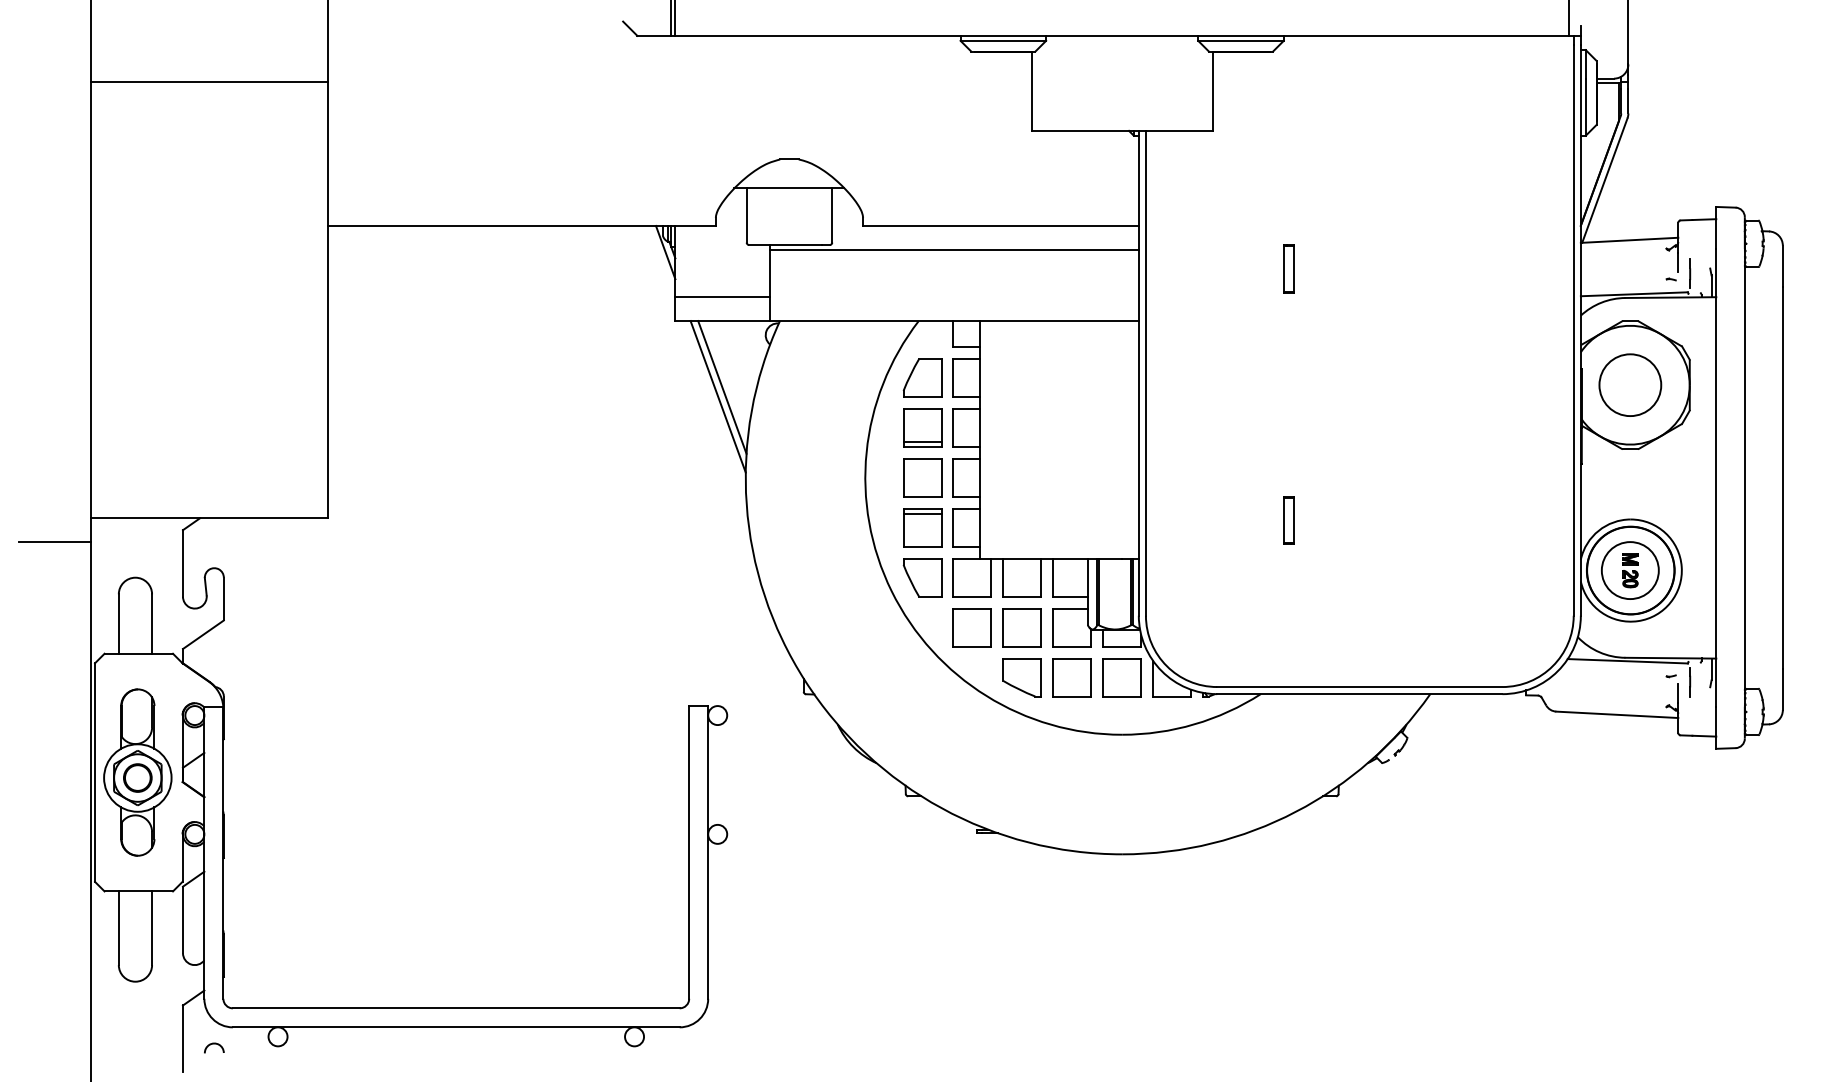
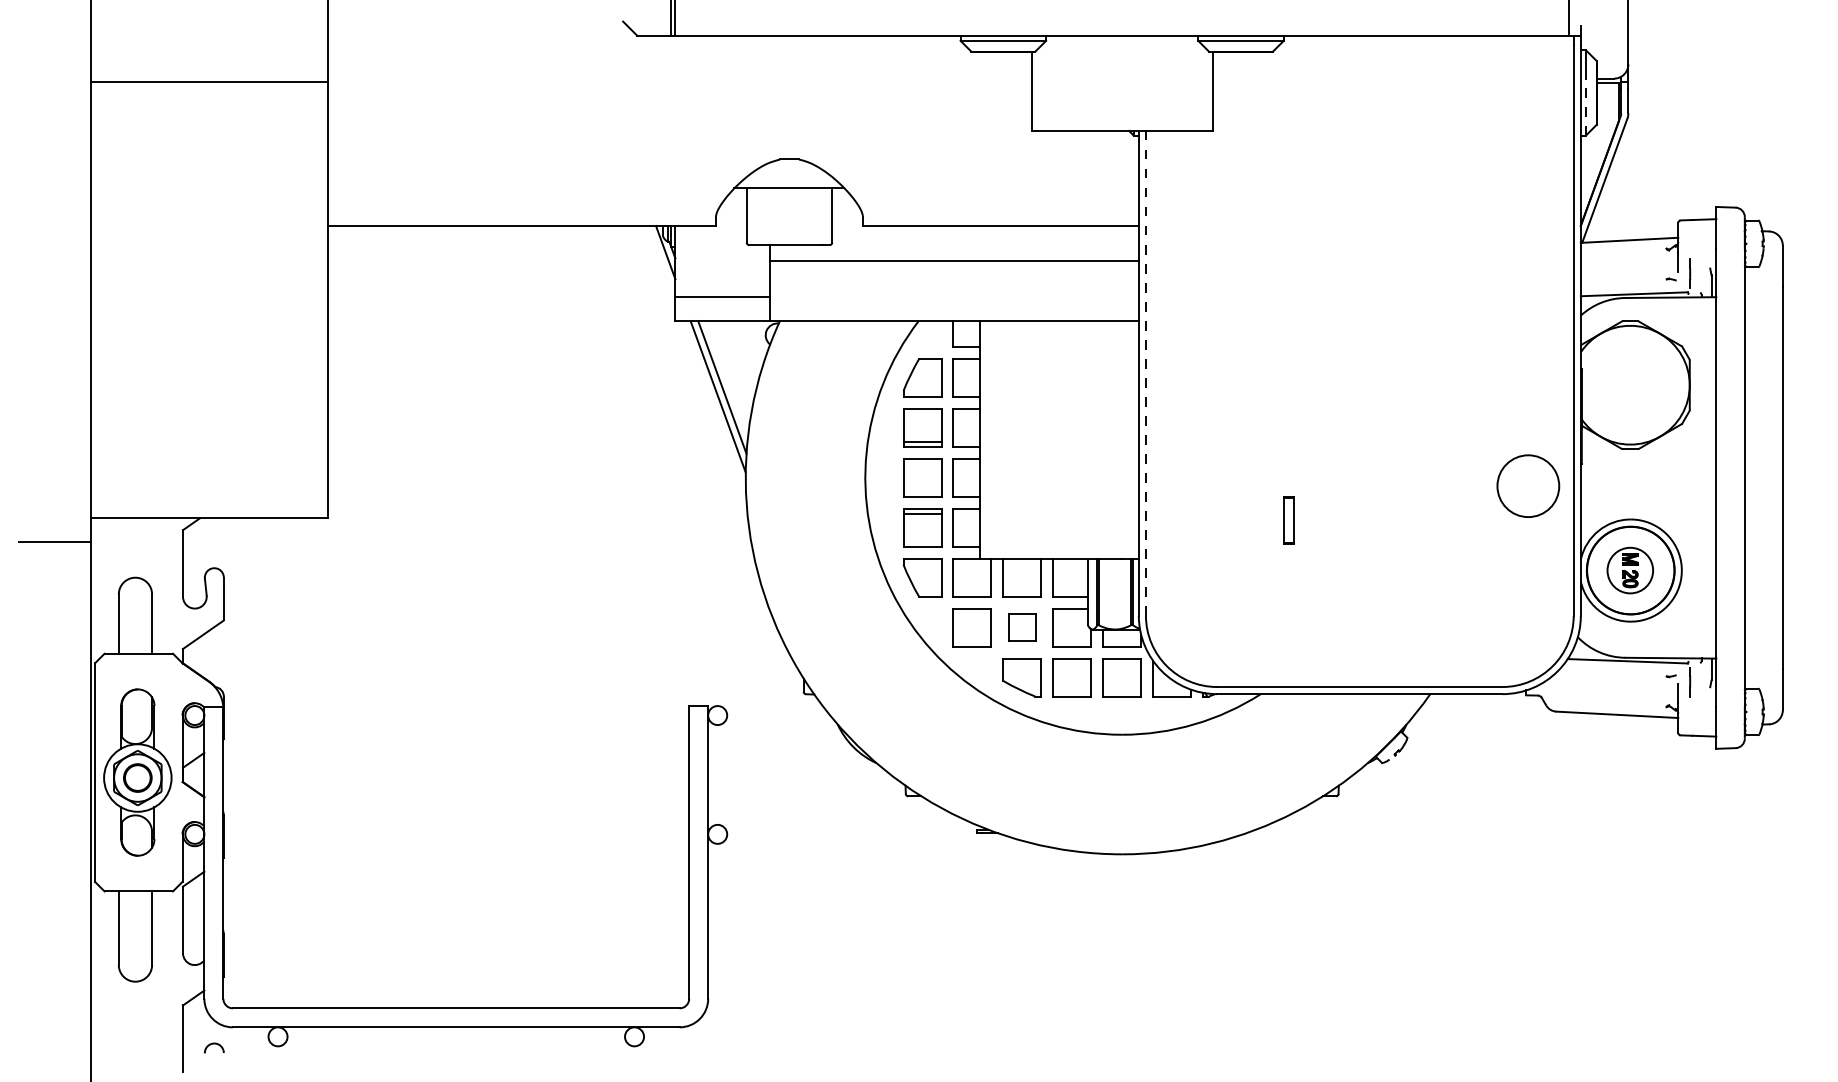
line: solid -> dashed (1585, 107)
line position: (954, 249) -> (954, 260) (954, 260)
part: present -> none (1288, 268)
line: solid -> dashed (1145, 372)
circle position: (1630, 384) -> (1528, 485) (1528, 485)
circle diameter: 57 px -> 46 px (1630, 570)
part size: 40x40 px -> 29x29 px (1022, 627)
